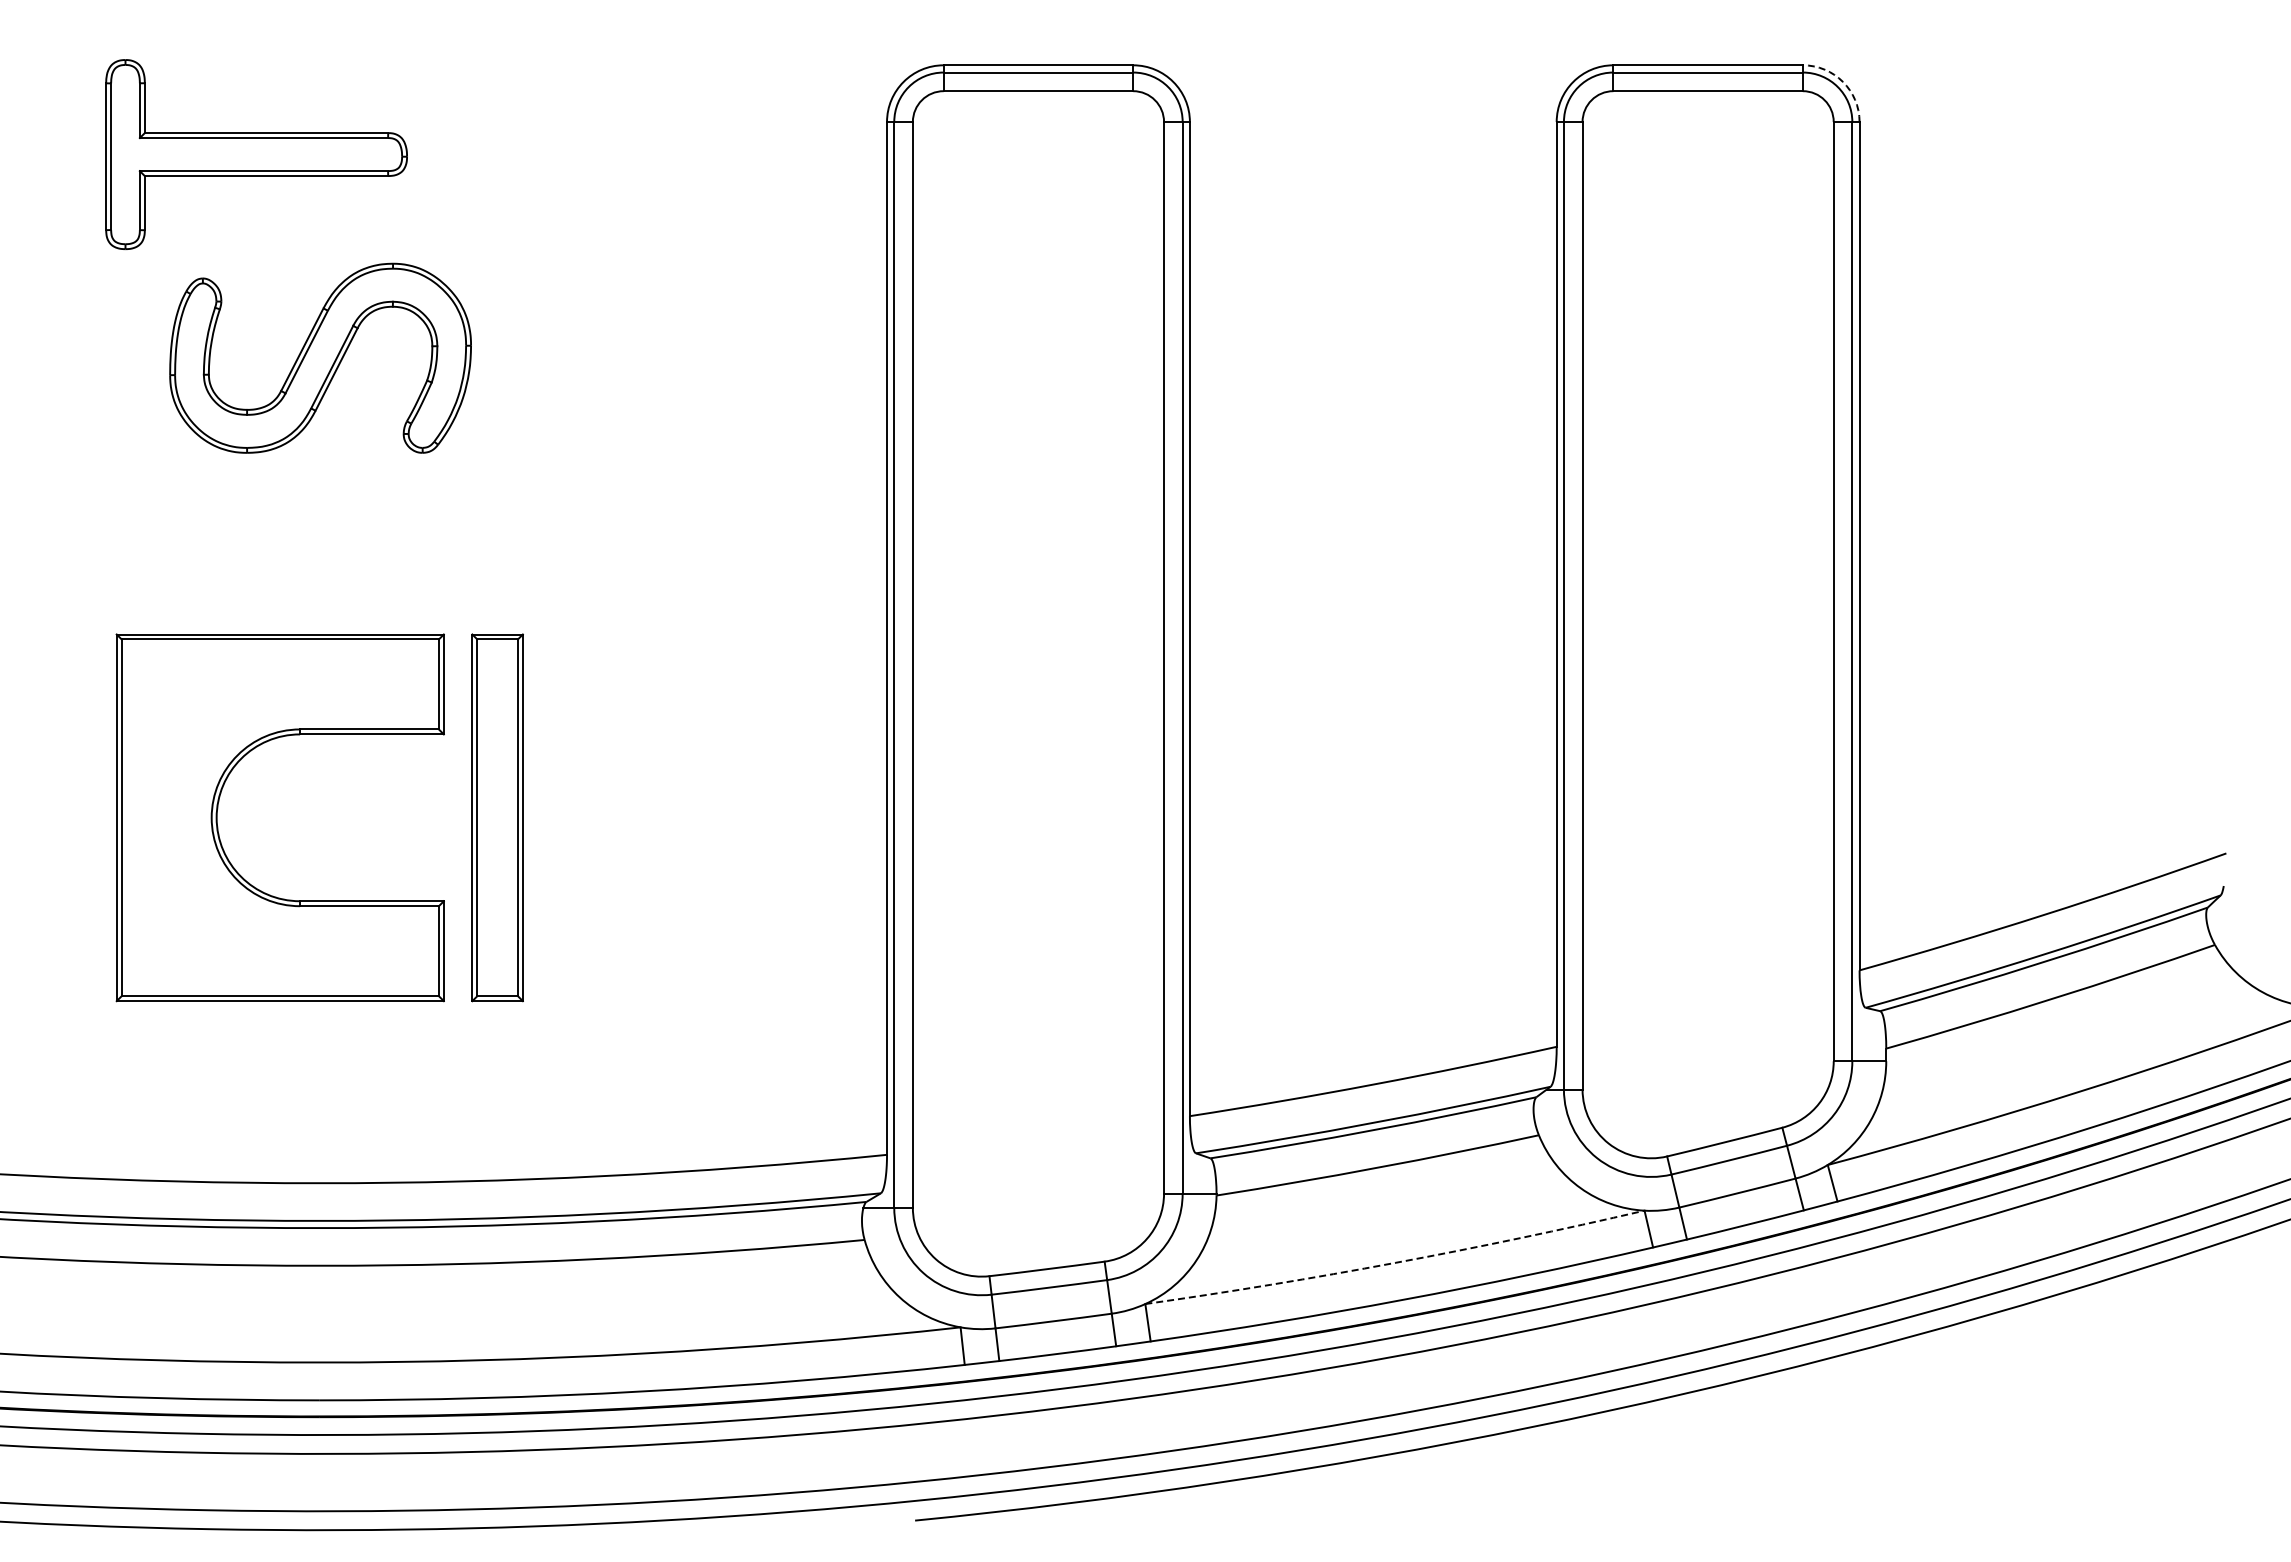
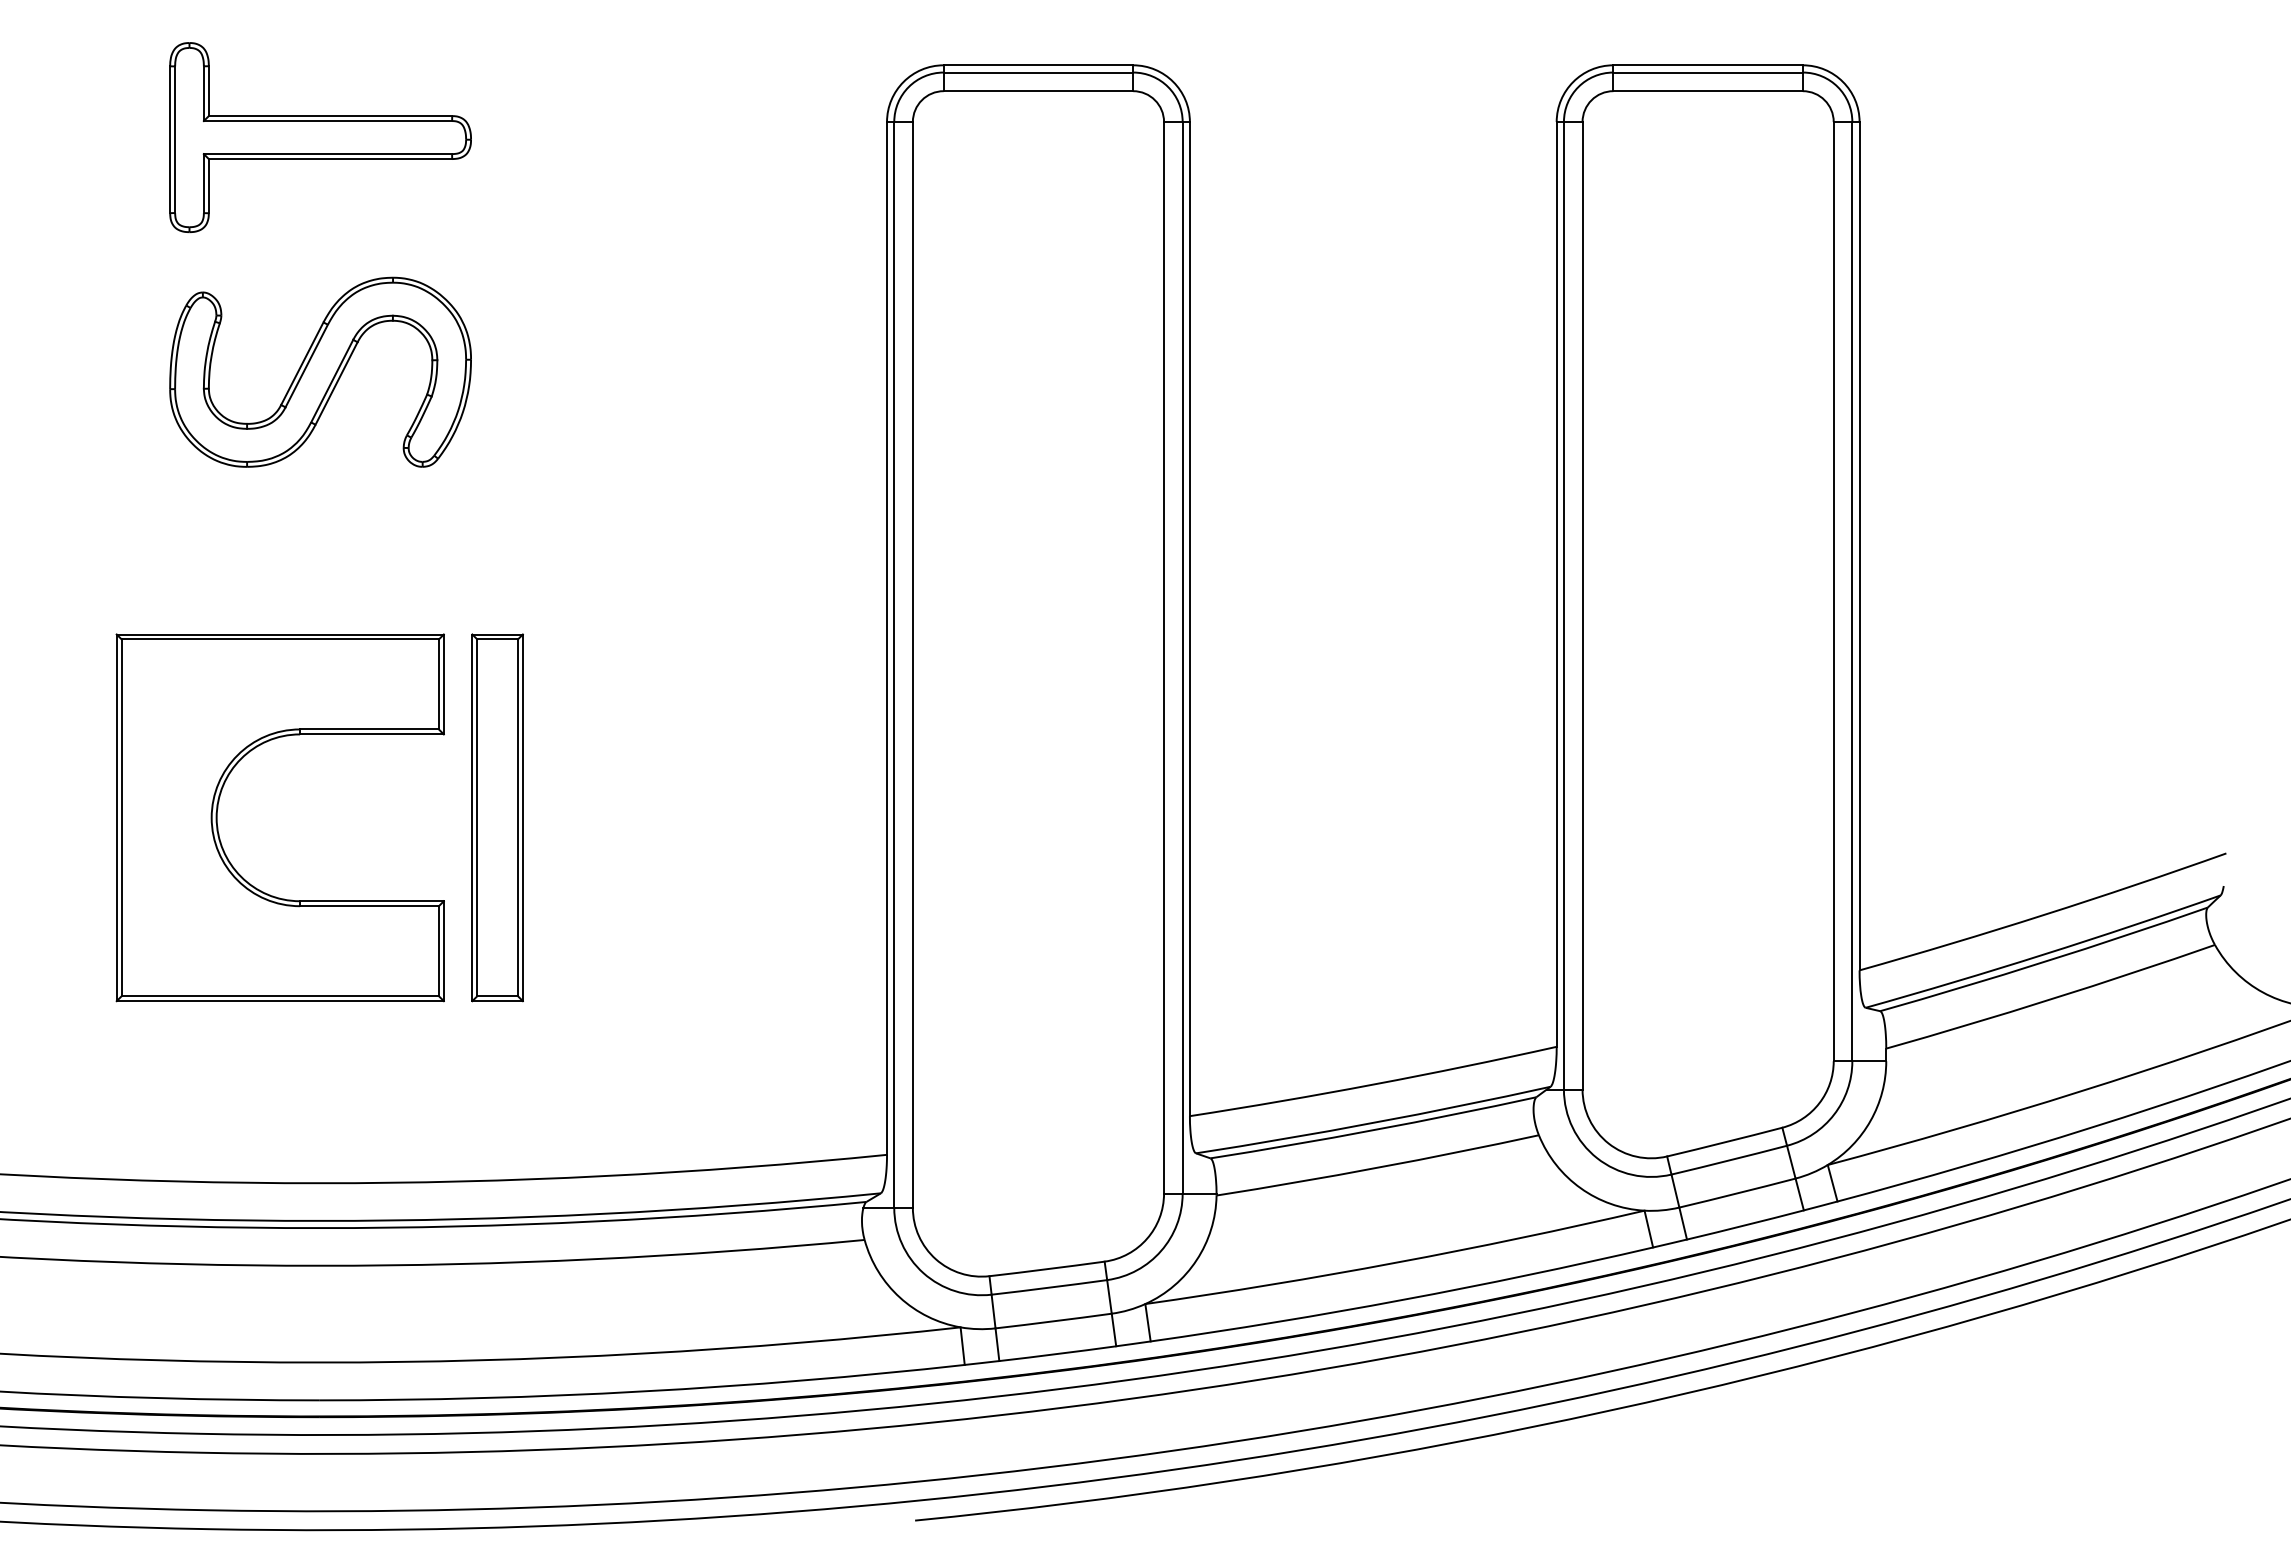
arc: dashed -> solid (1842, 81)
part position: (256, 154) -> (320, 137) (320, 137)
part position: (320, 357) -> (320, 371) (320, 371)
arc: dashed -> solid (1395, 1262)
